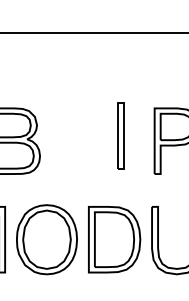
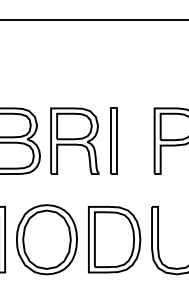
line position: (93, 33) -> (93, 20) (93, 20)
part position: (120, 135) -> (113, 140) (113, 140)
part: none -> present (74, 140)
